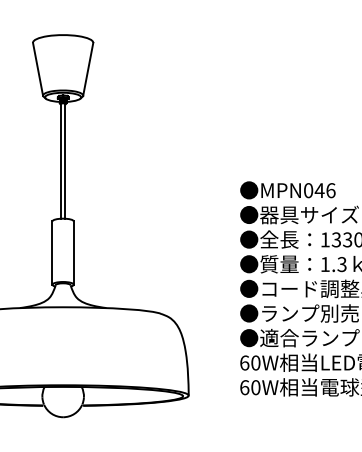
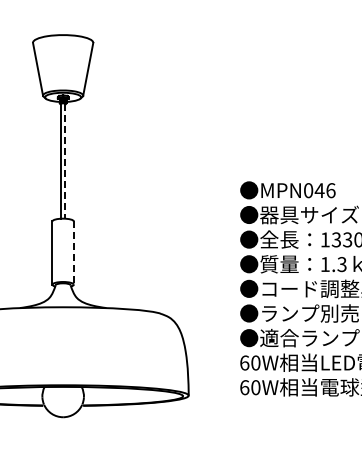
line: solid -> dashed (65, 161)
line: solid -> dashed (73, 253)
